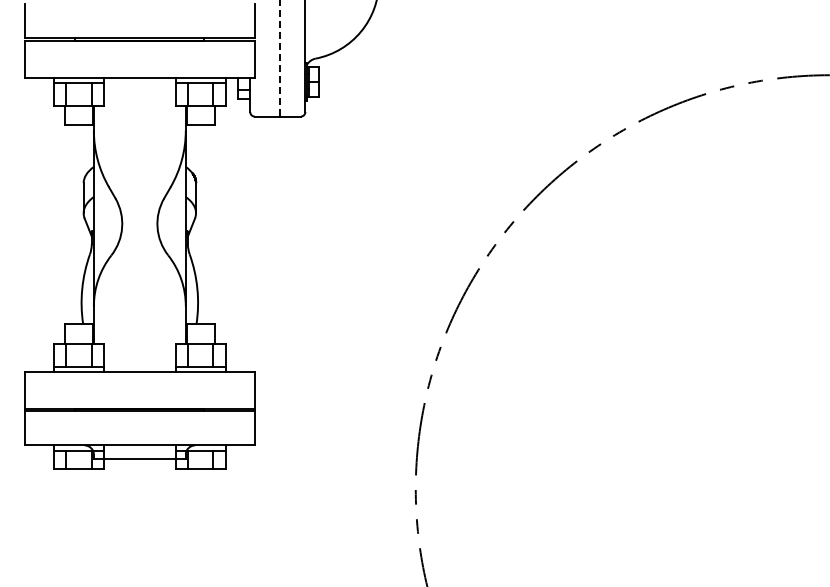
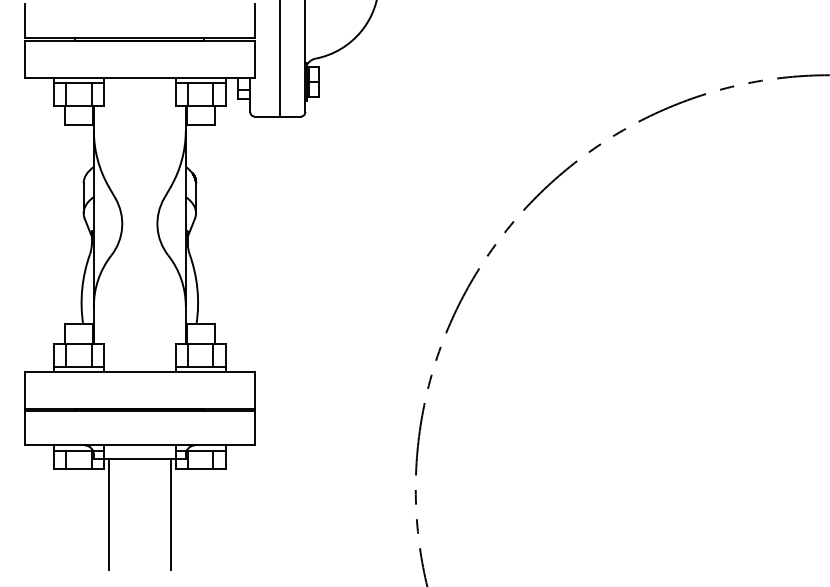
line: dashed -> solid (280, 58)
line: none -> present (108, 514)
line: none -> present (171, 514)
